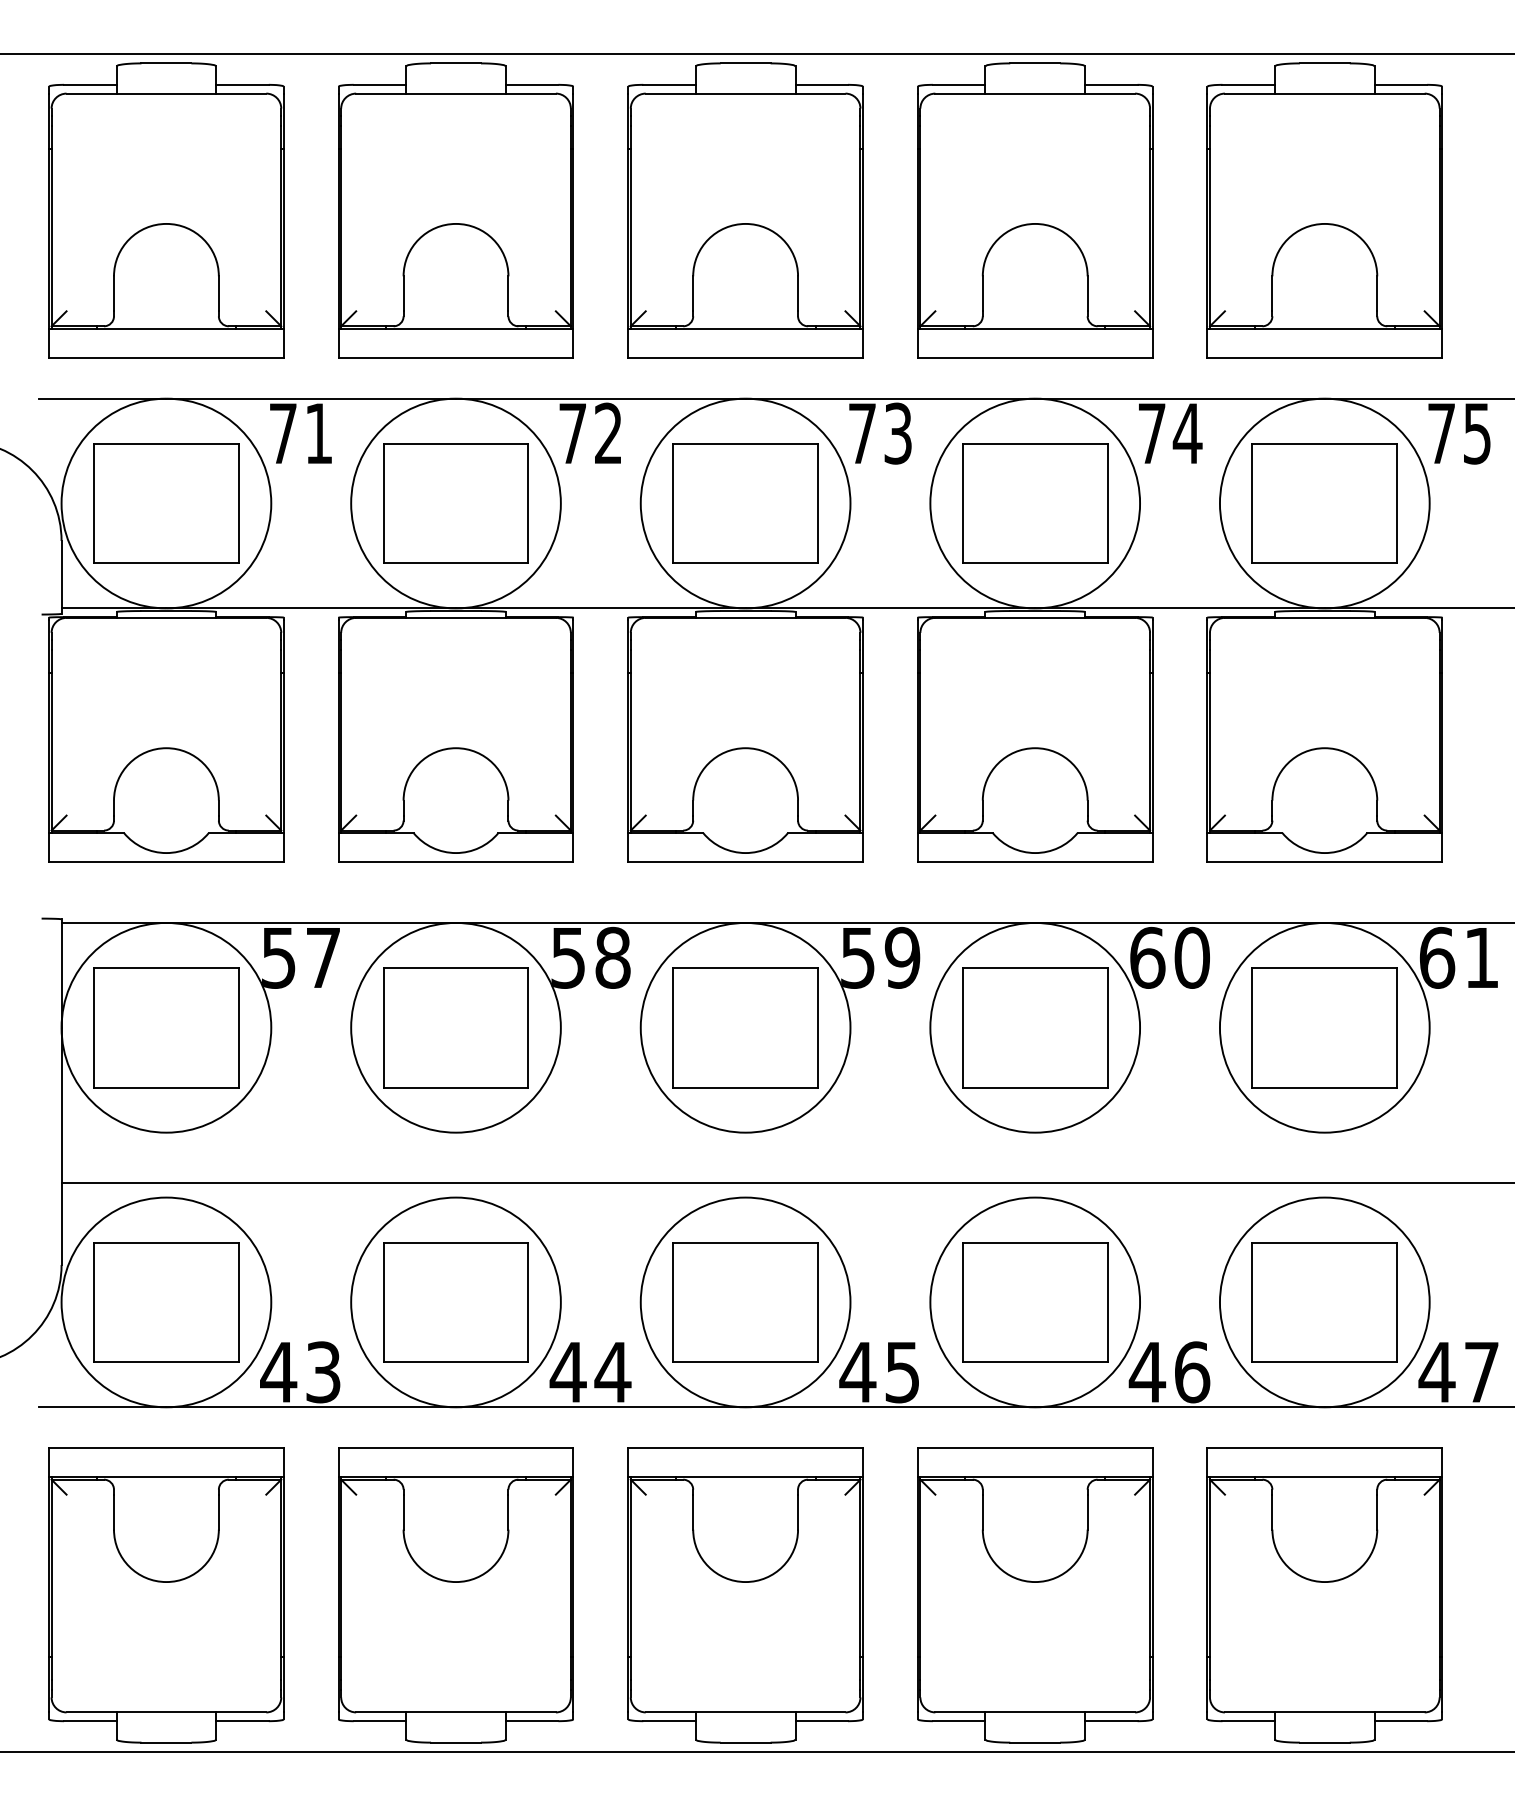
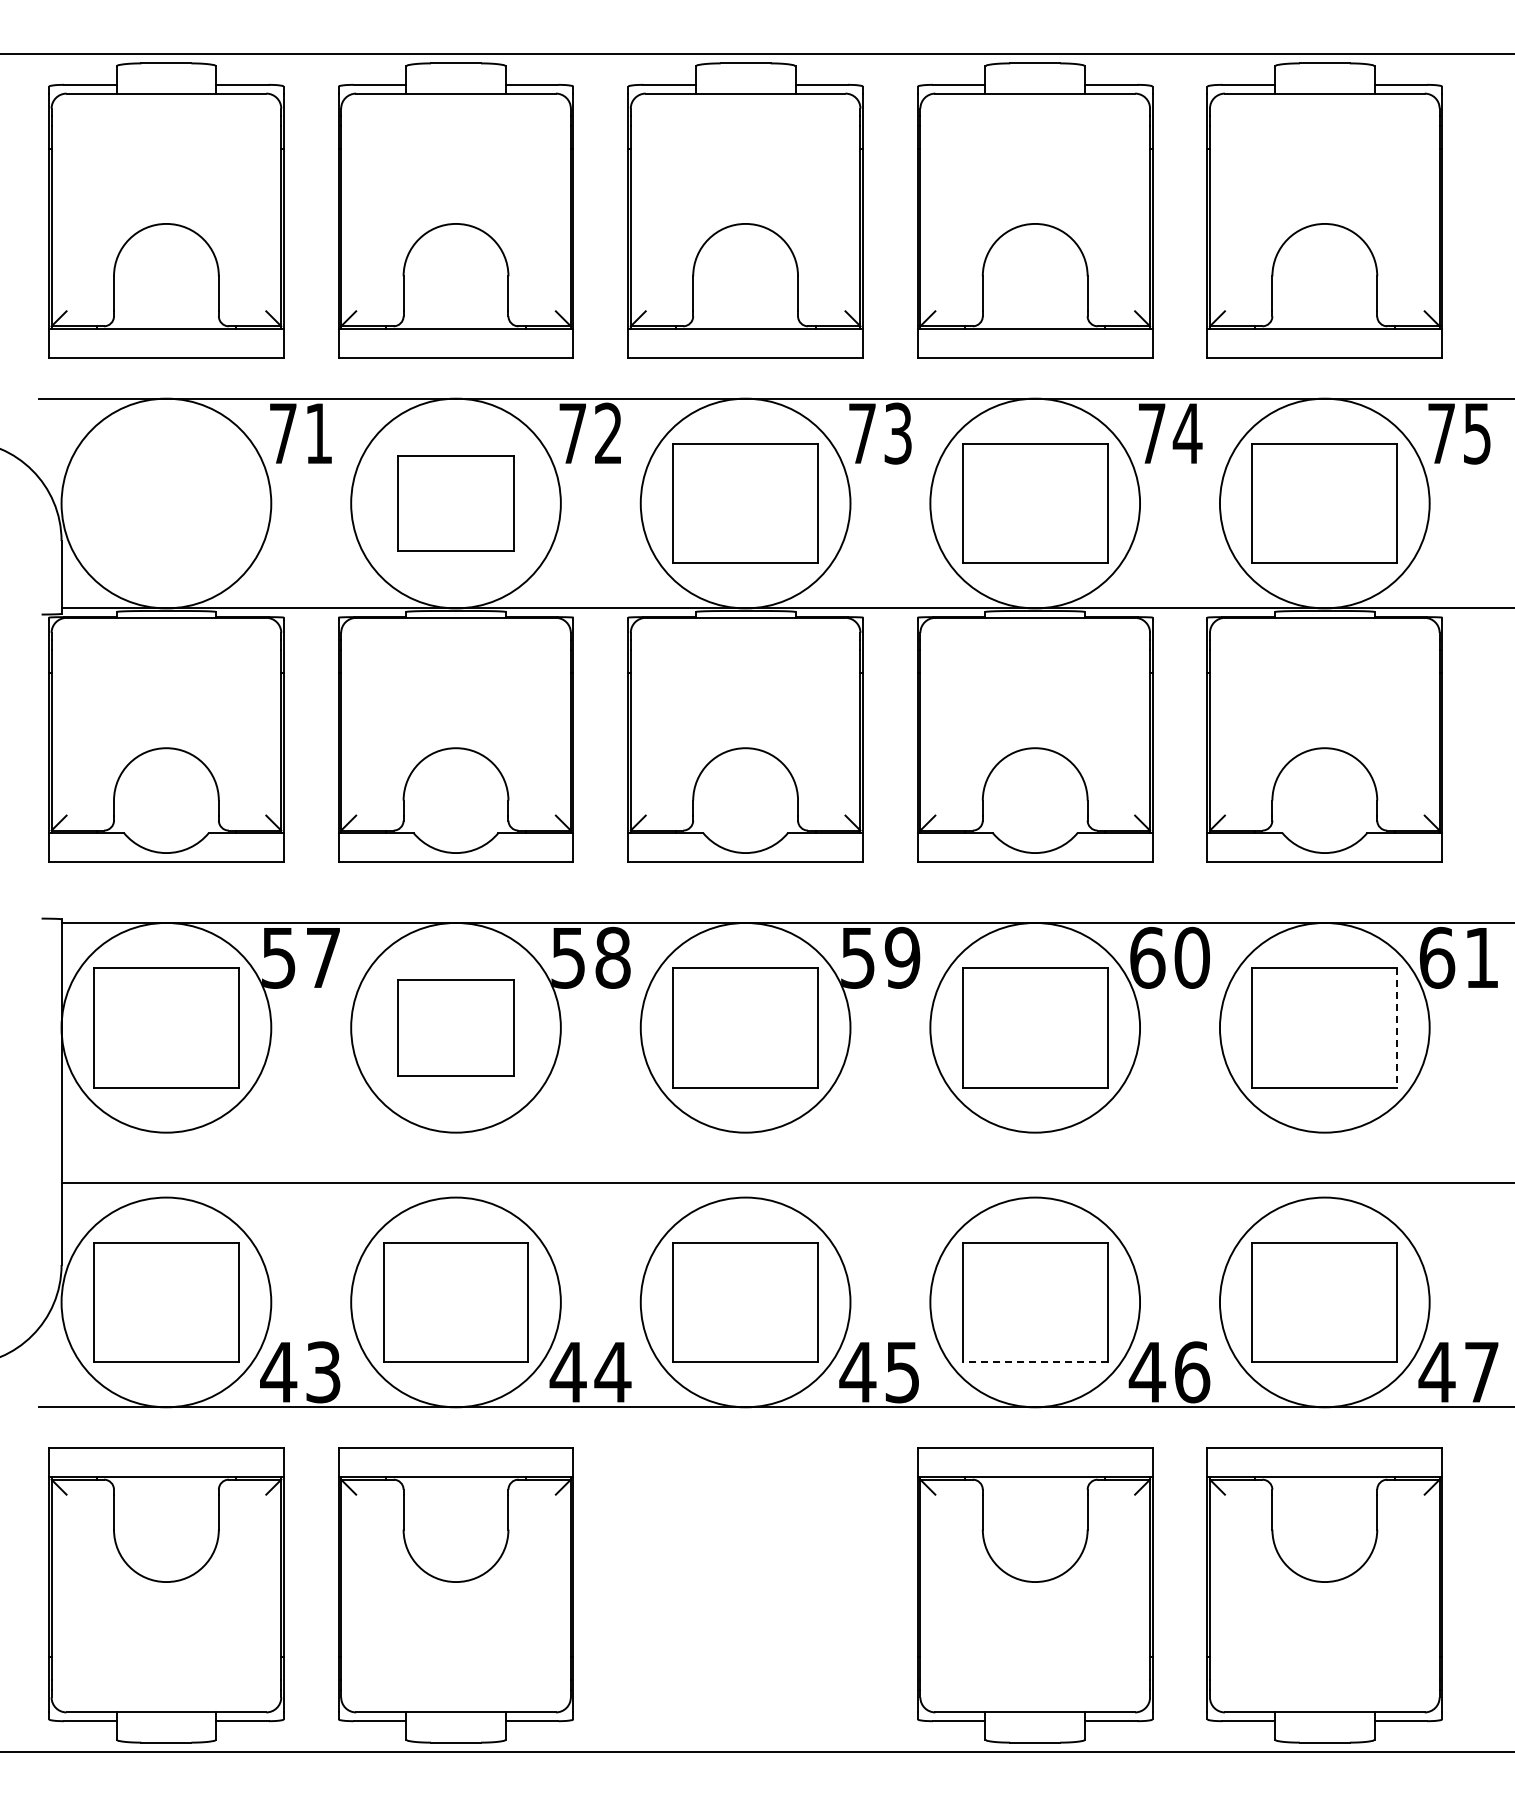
part: present -> none (166, 503)
part size: 146x121 px -> 118x97 px (455, 503)
part size: 146x122 px -> 118x98 px (455, 1027)
line: solid -> dashed (1397, 1027)
line: solid -> dashed (1034, 1362)
part: present -> none (745, 1595)
